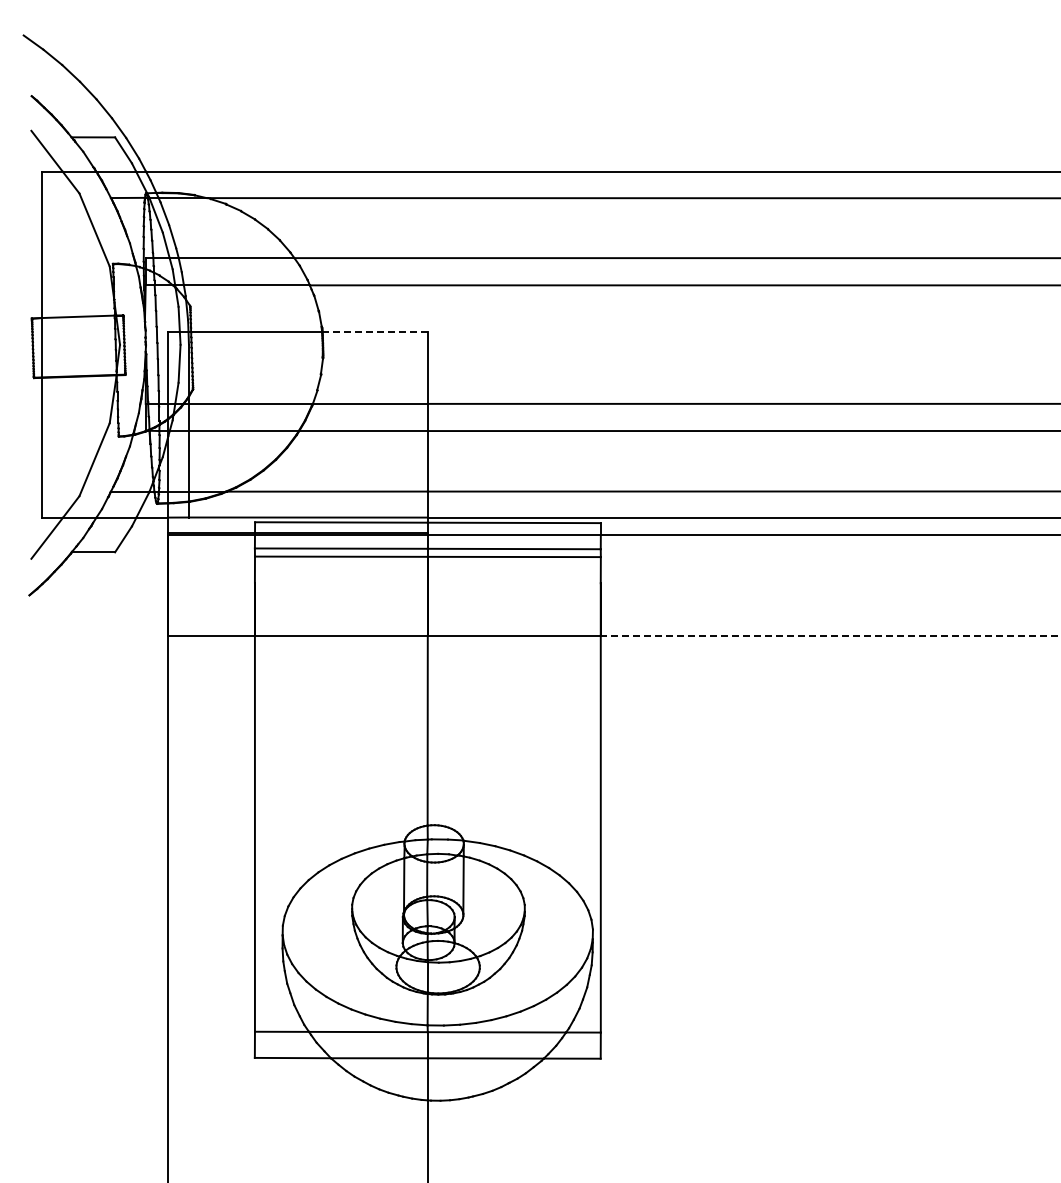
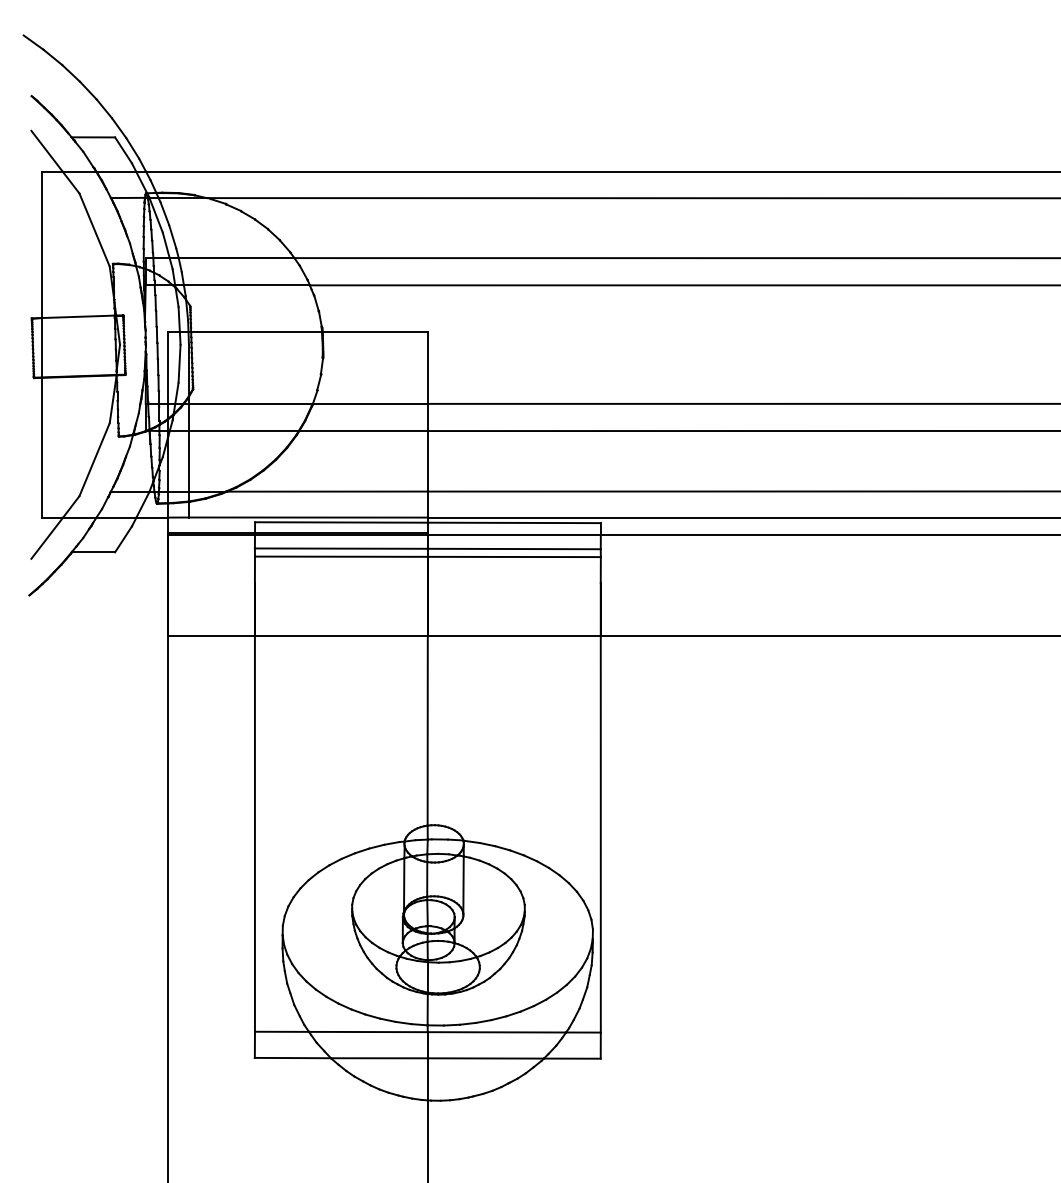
line: dashed -> solid (374, 331)
line: dashed -> solid (830, 635)
